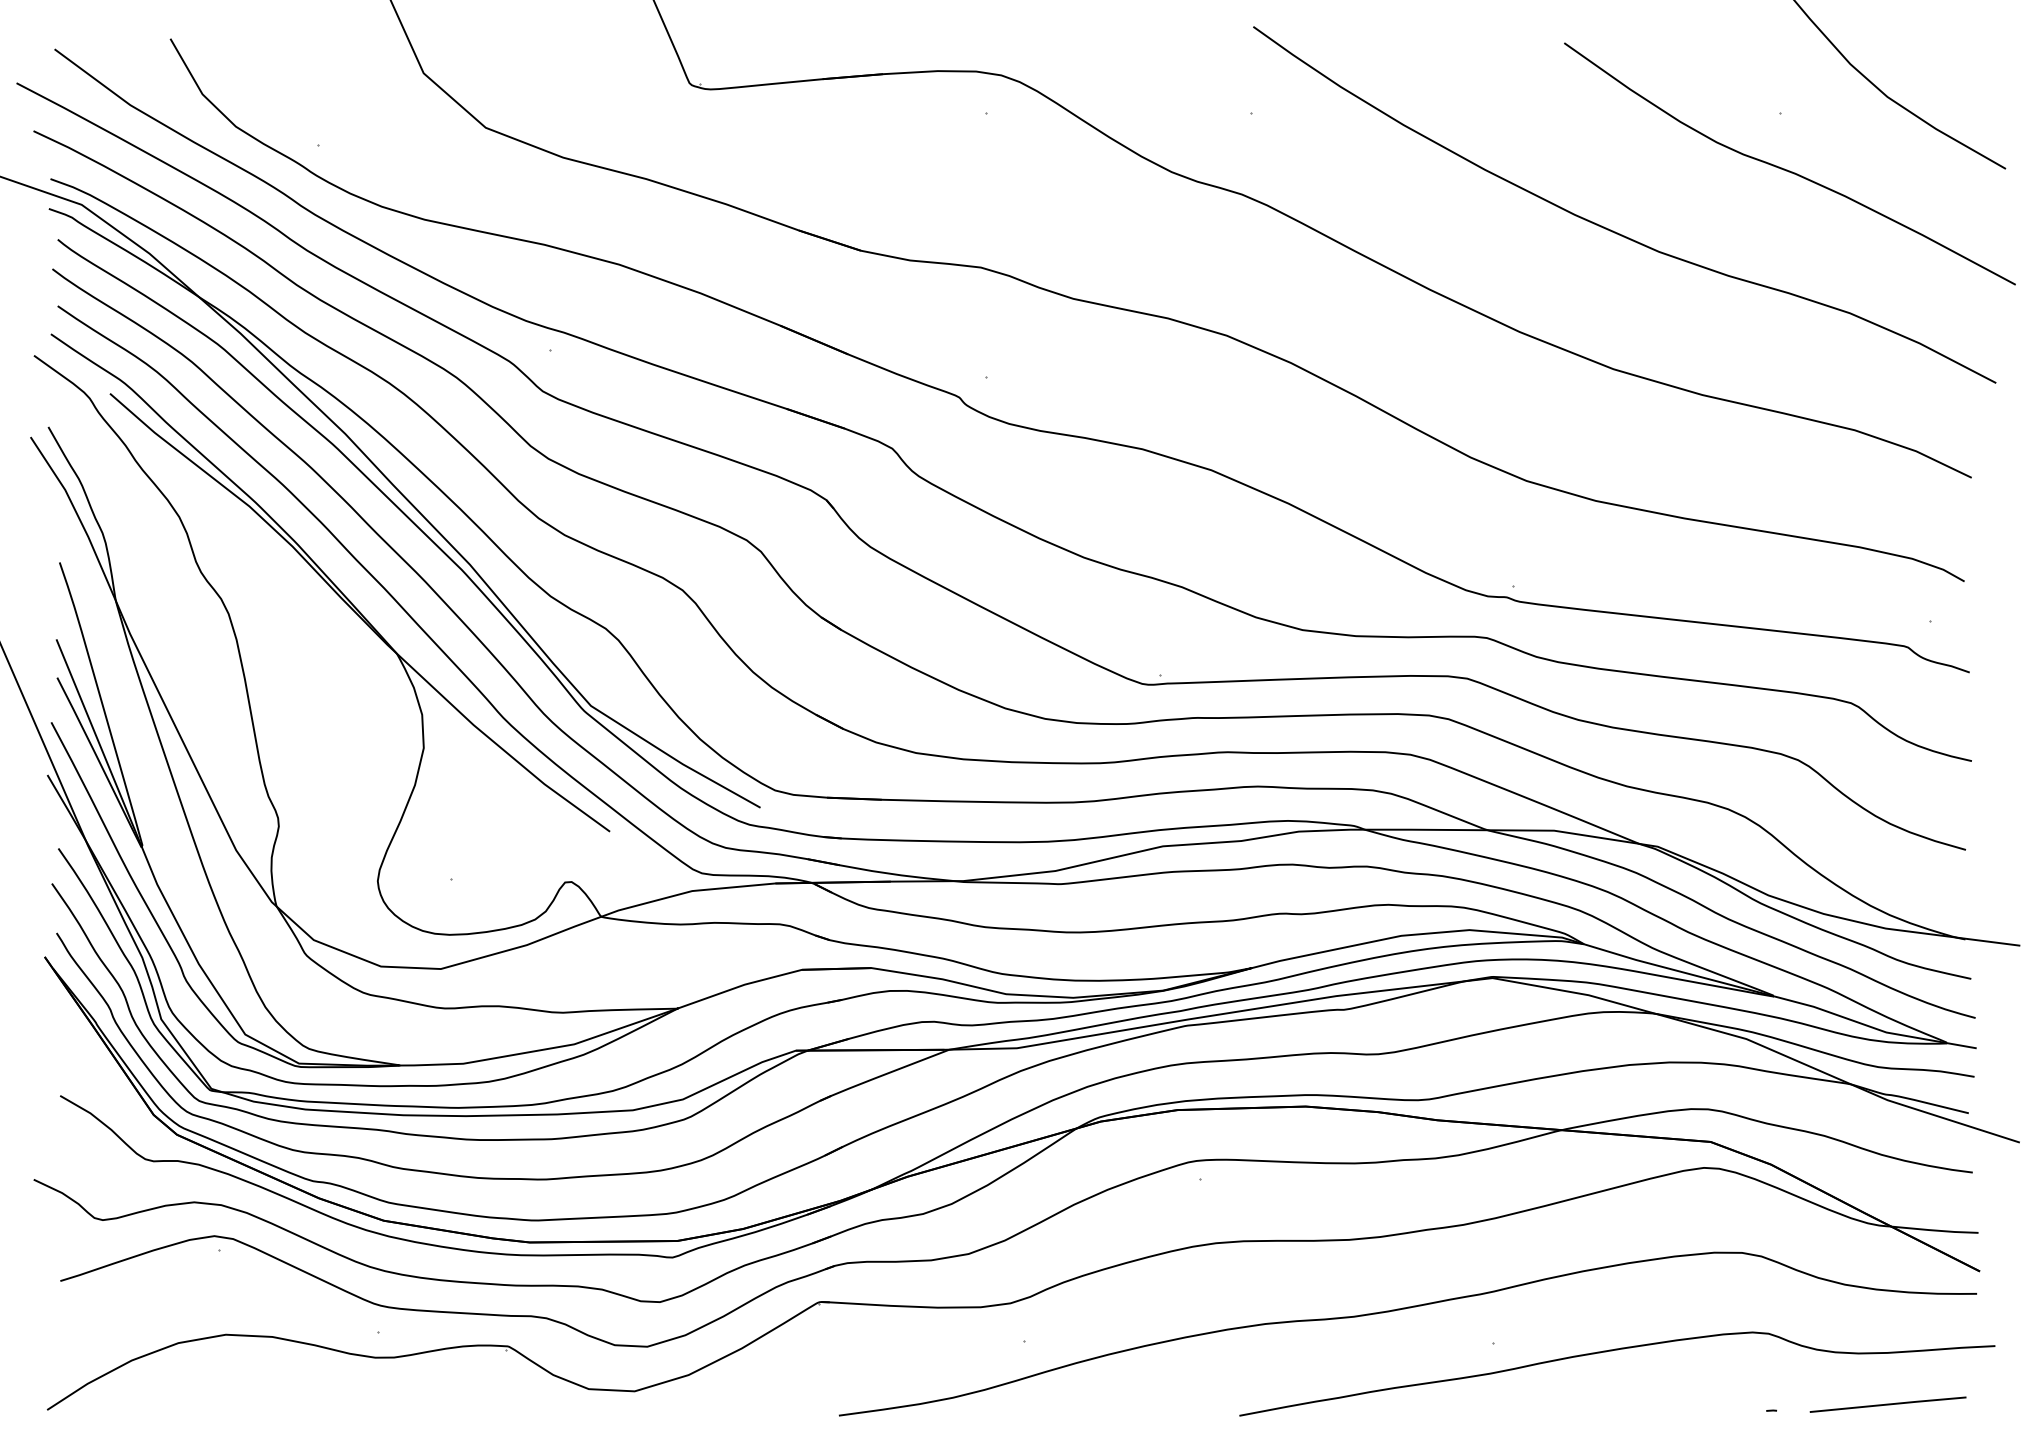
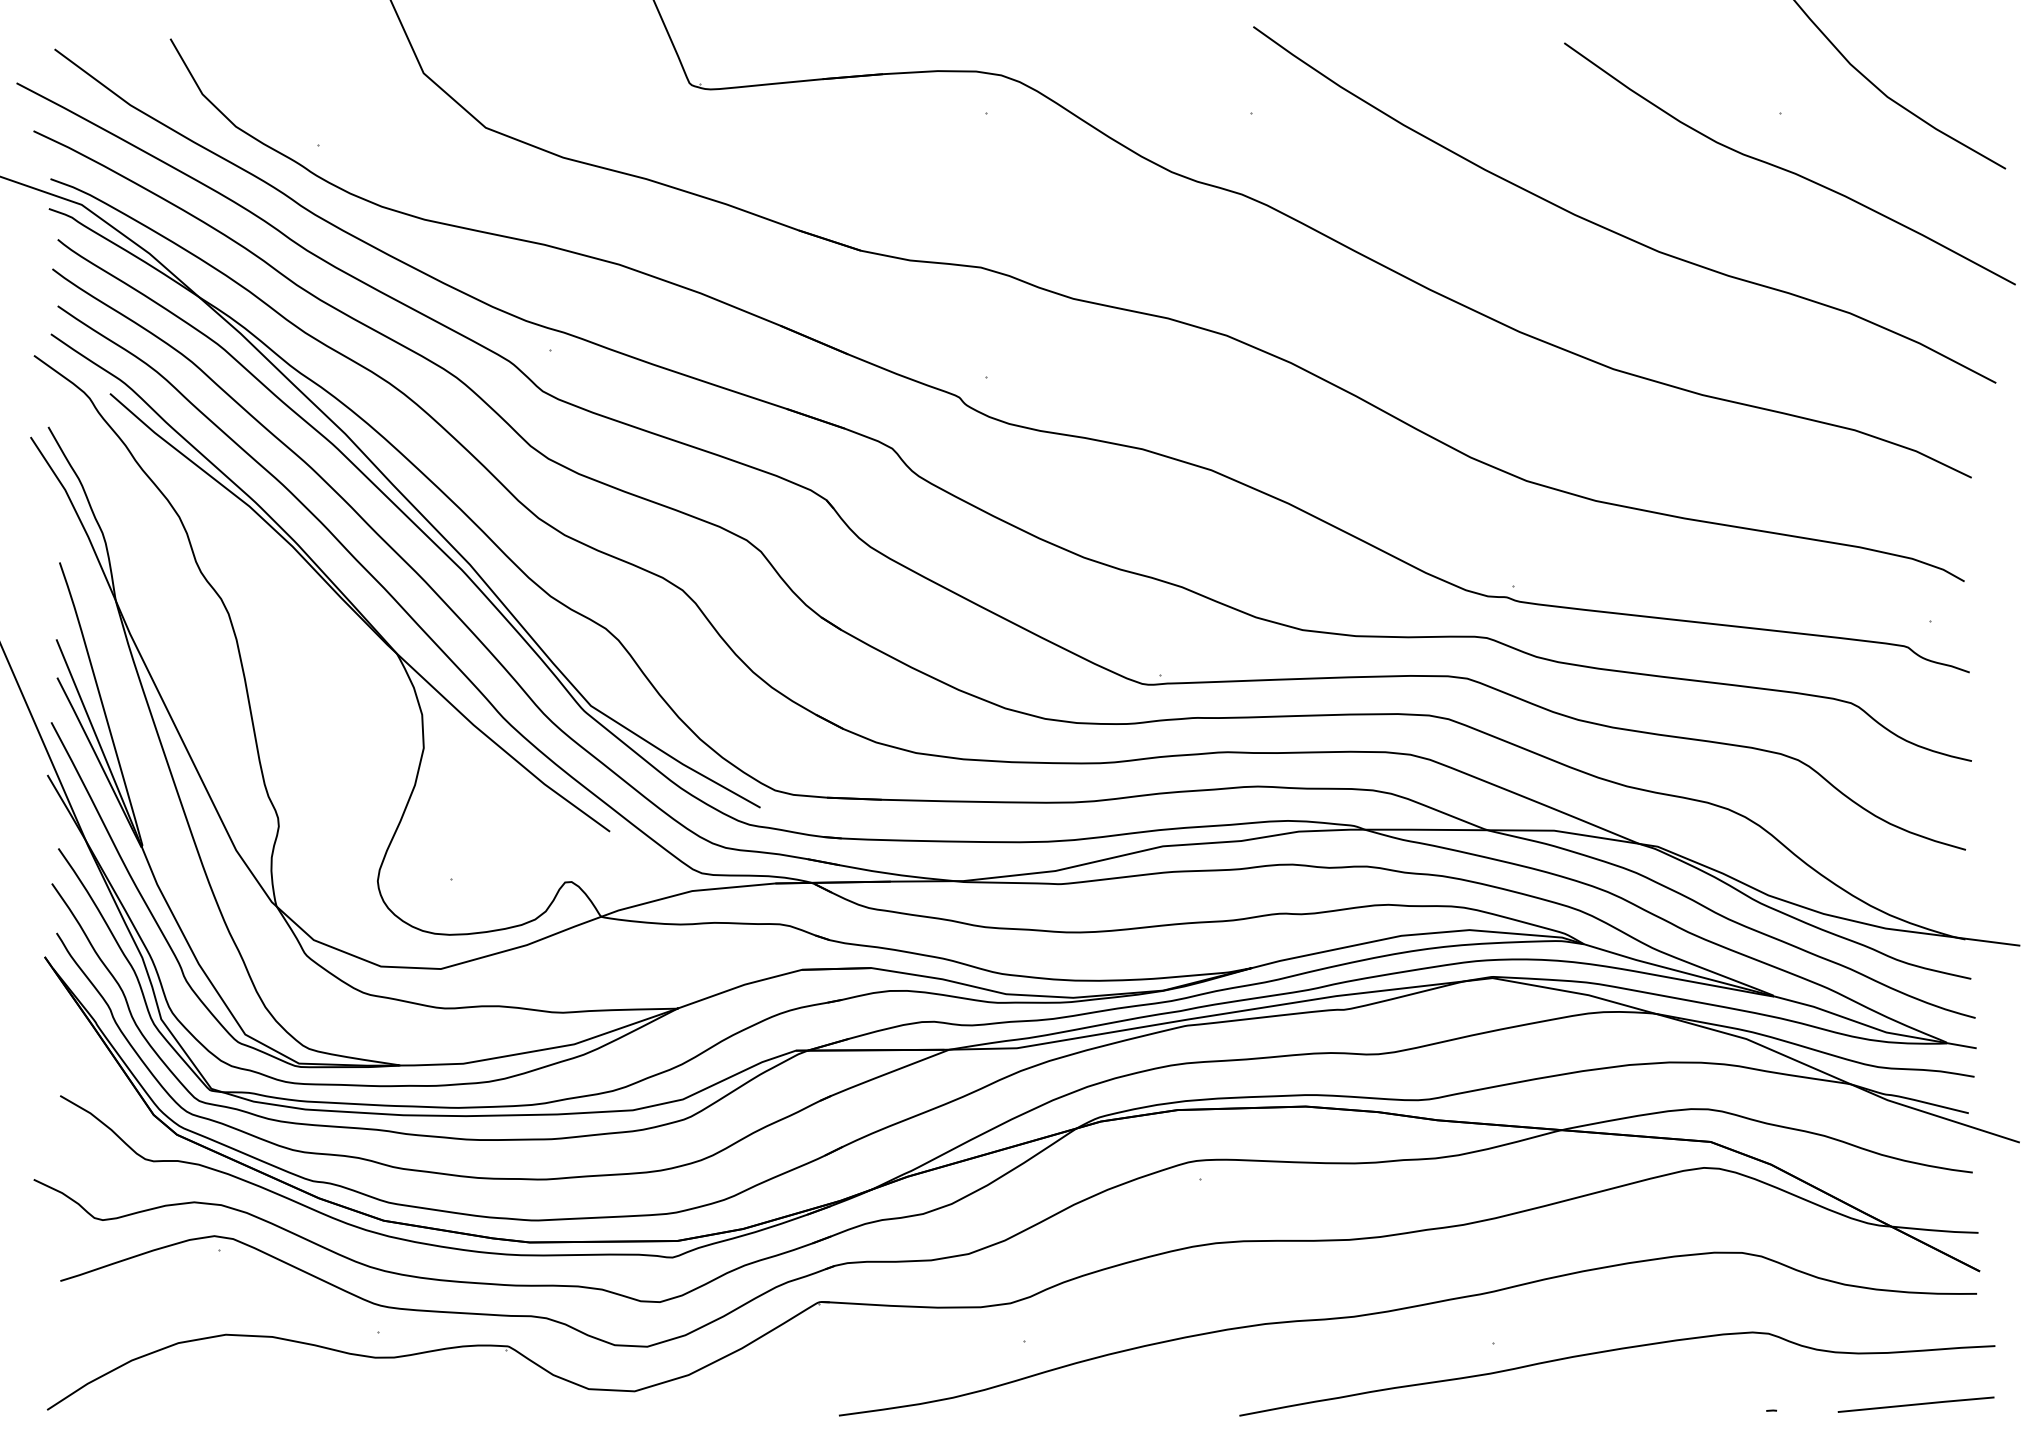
line position: (1887, 1404) -> (1915, 1404) (1915, 1404)
